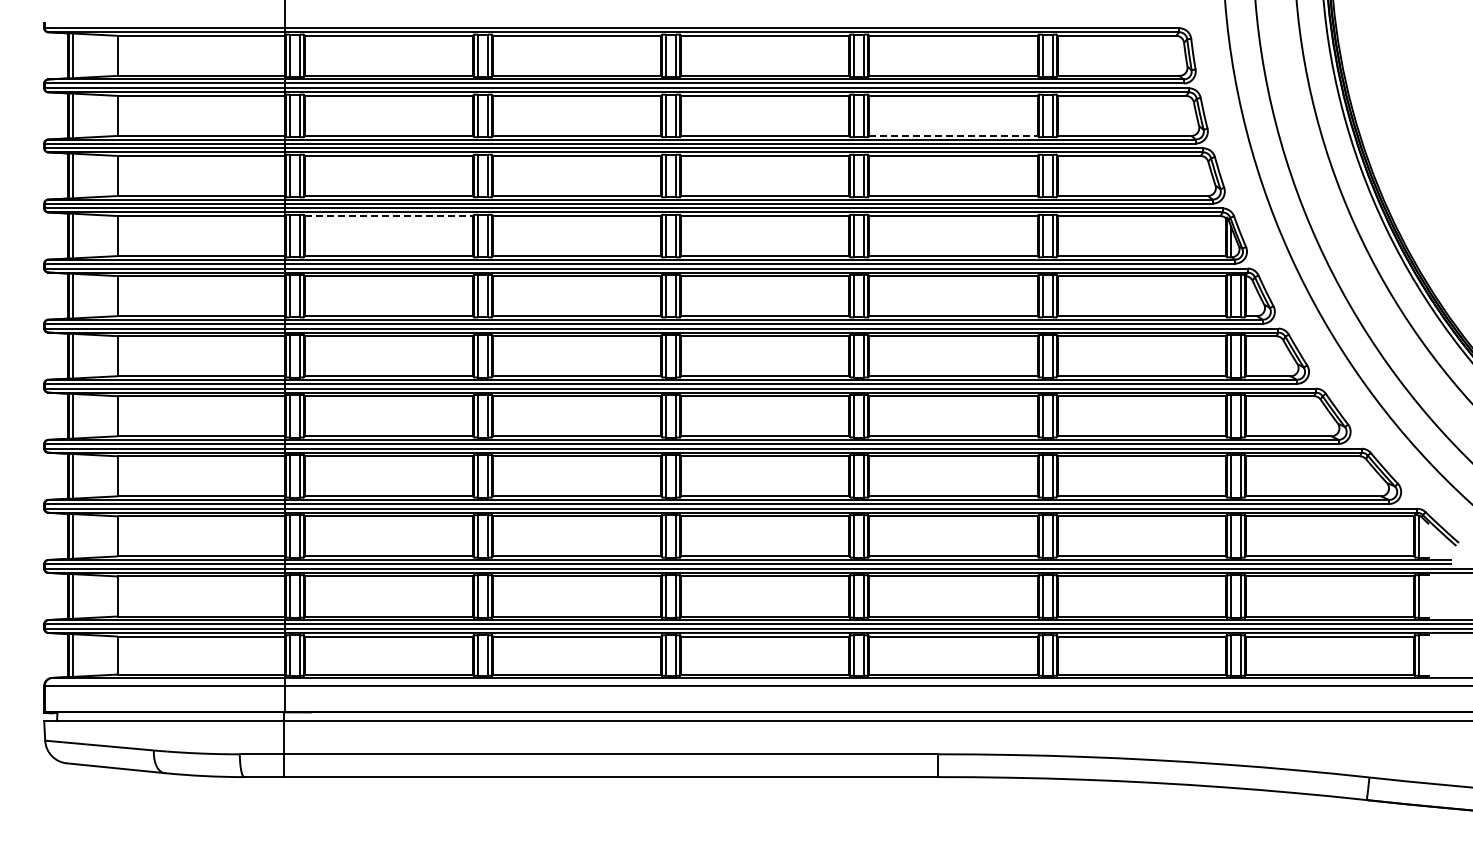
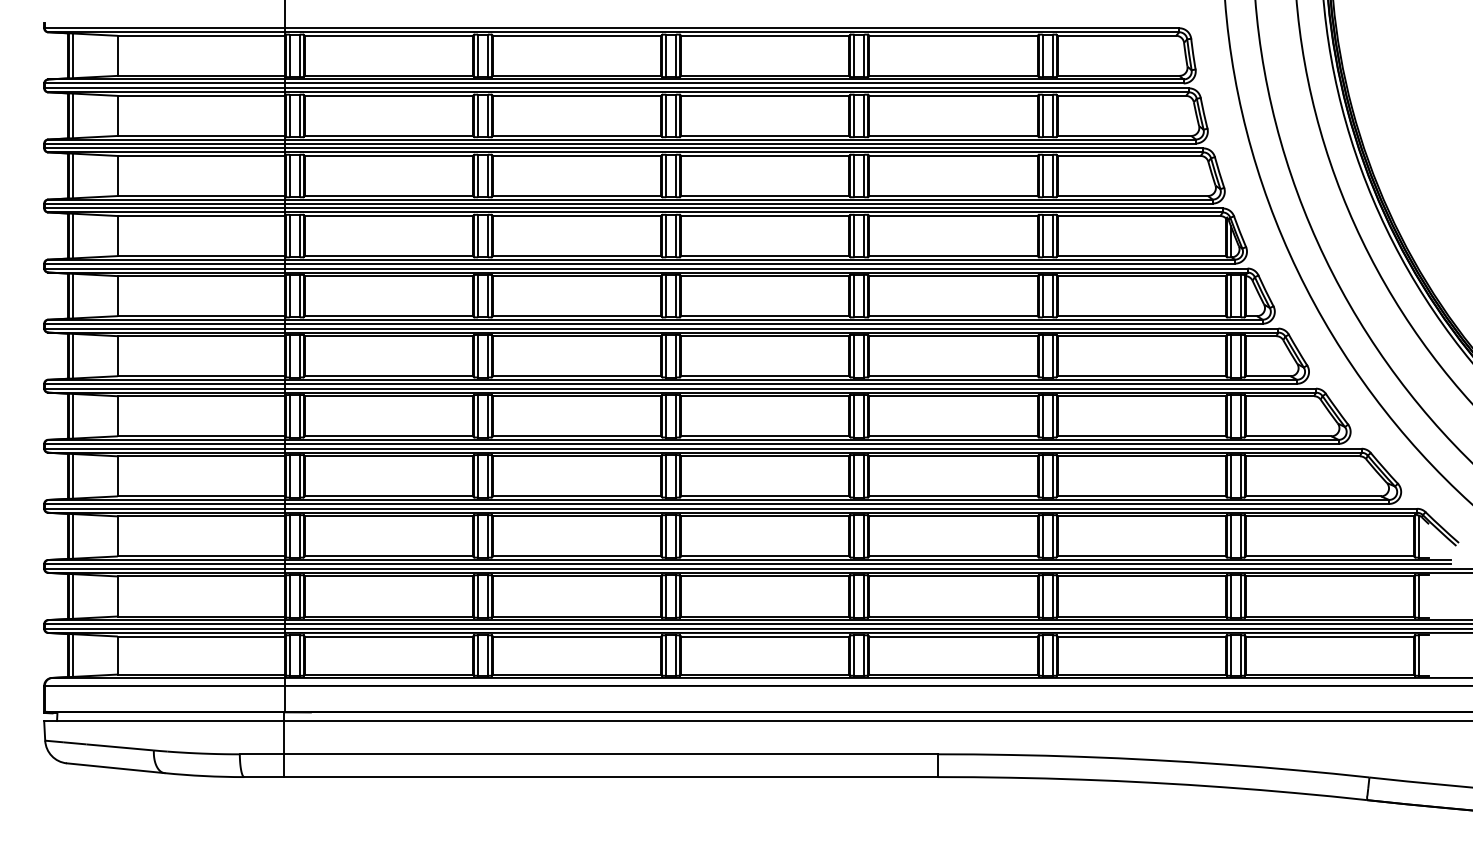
line: dashed -> solid (954, 135)
line: dashed -> solid (389, 216)
